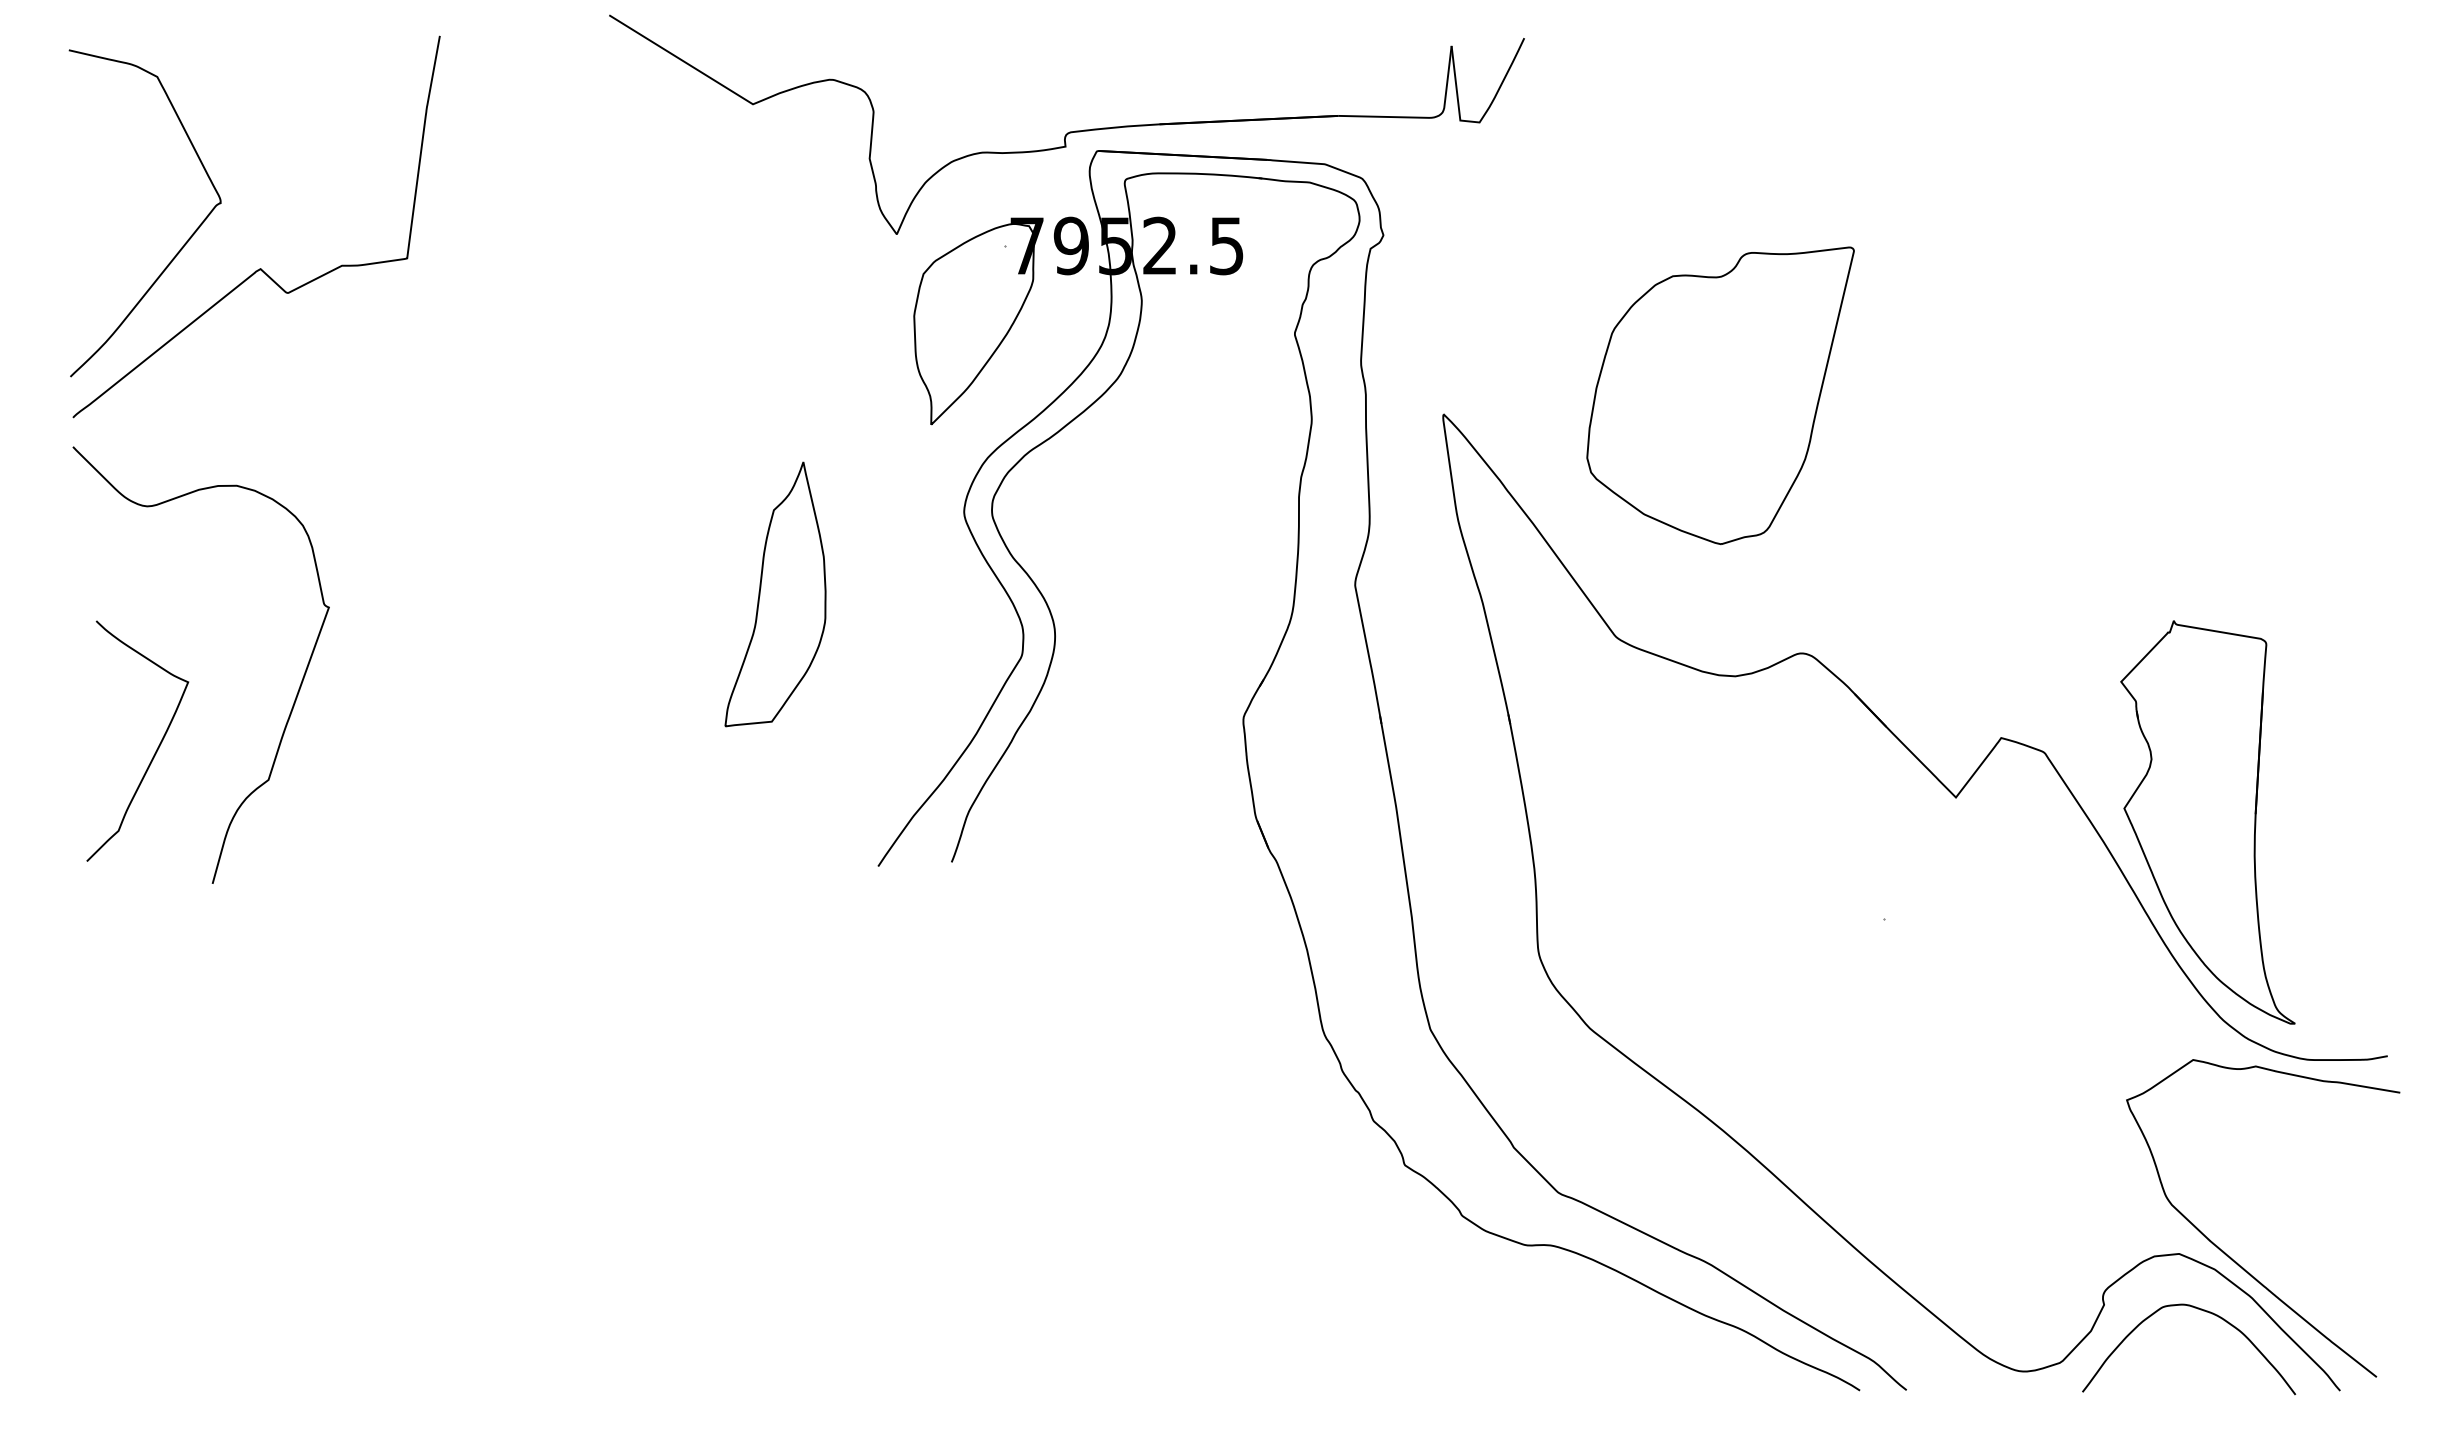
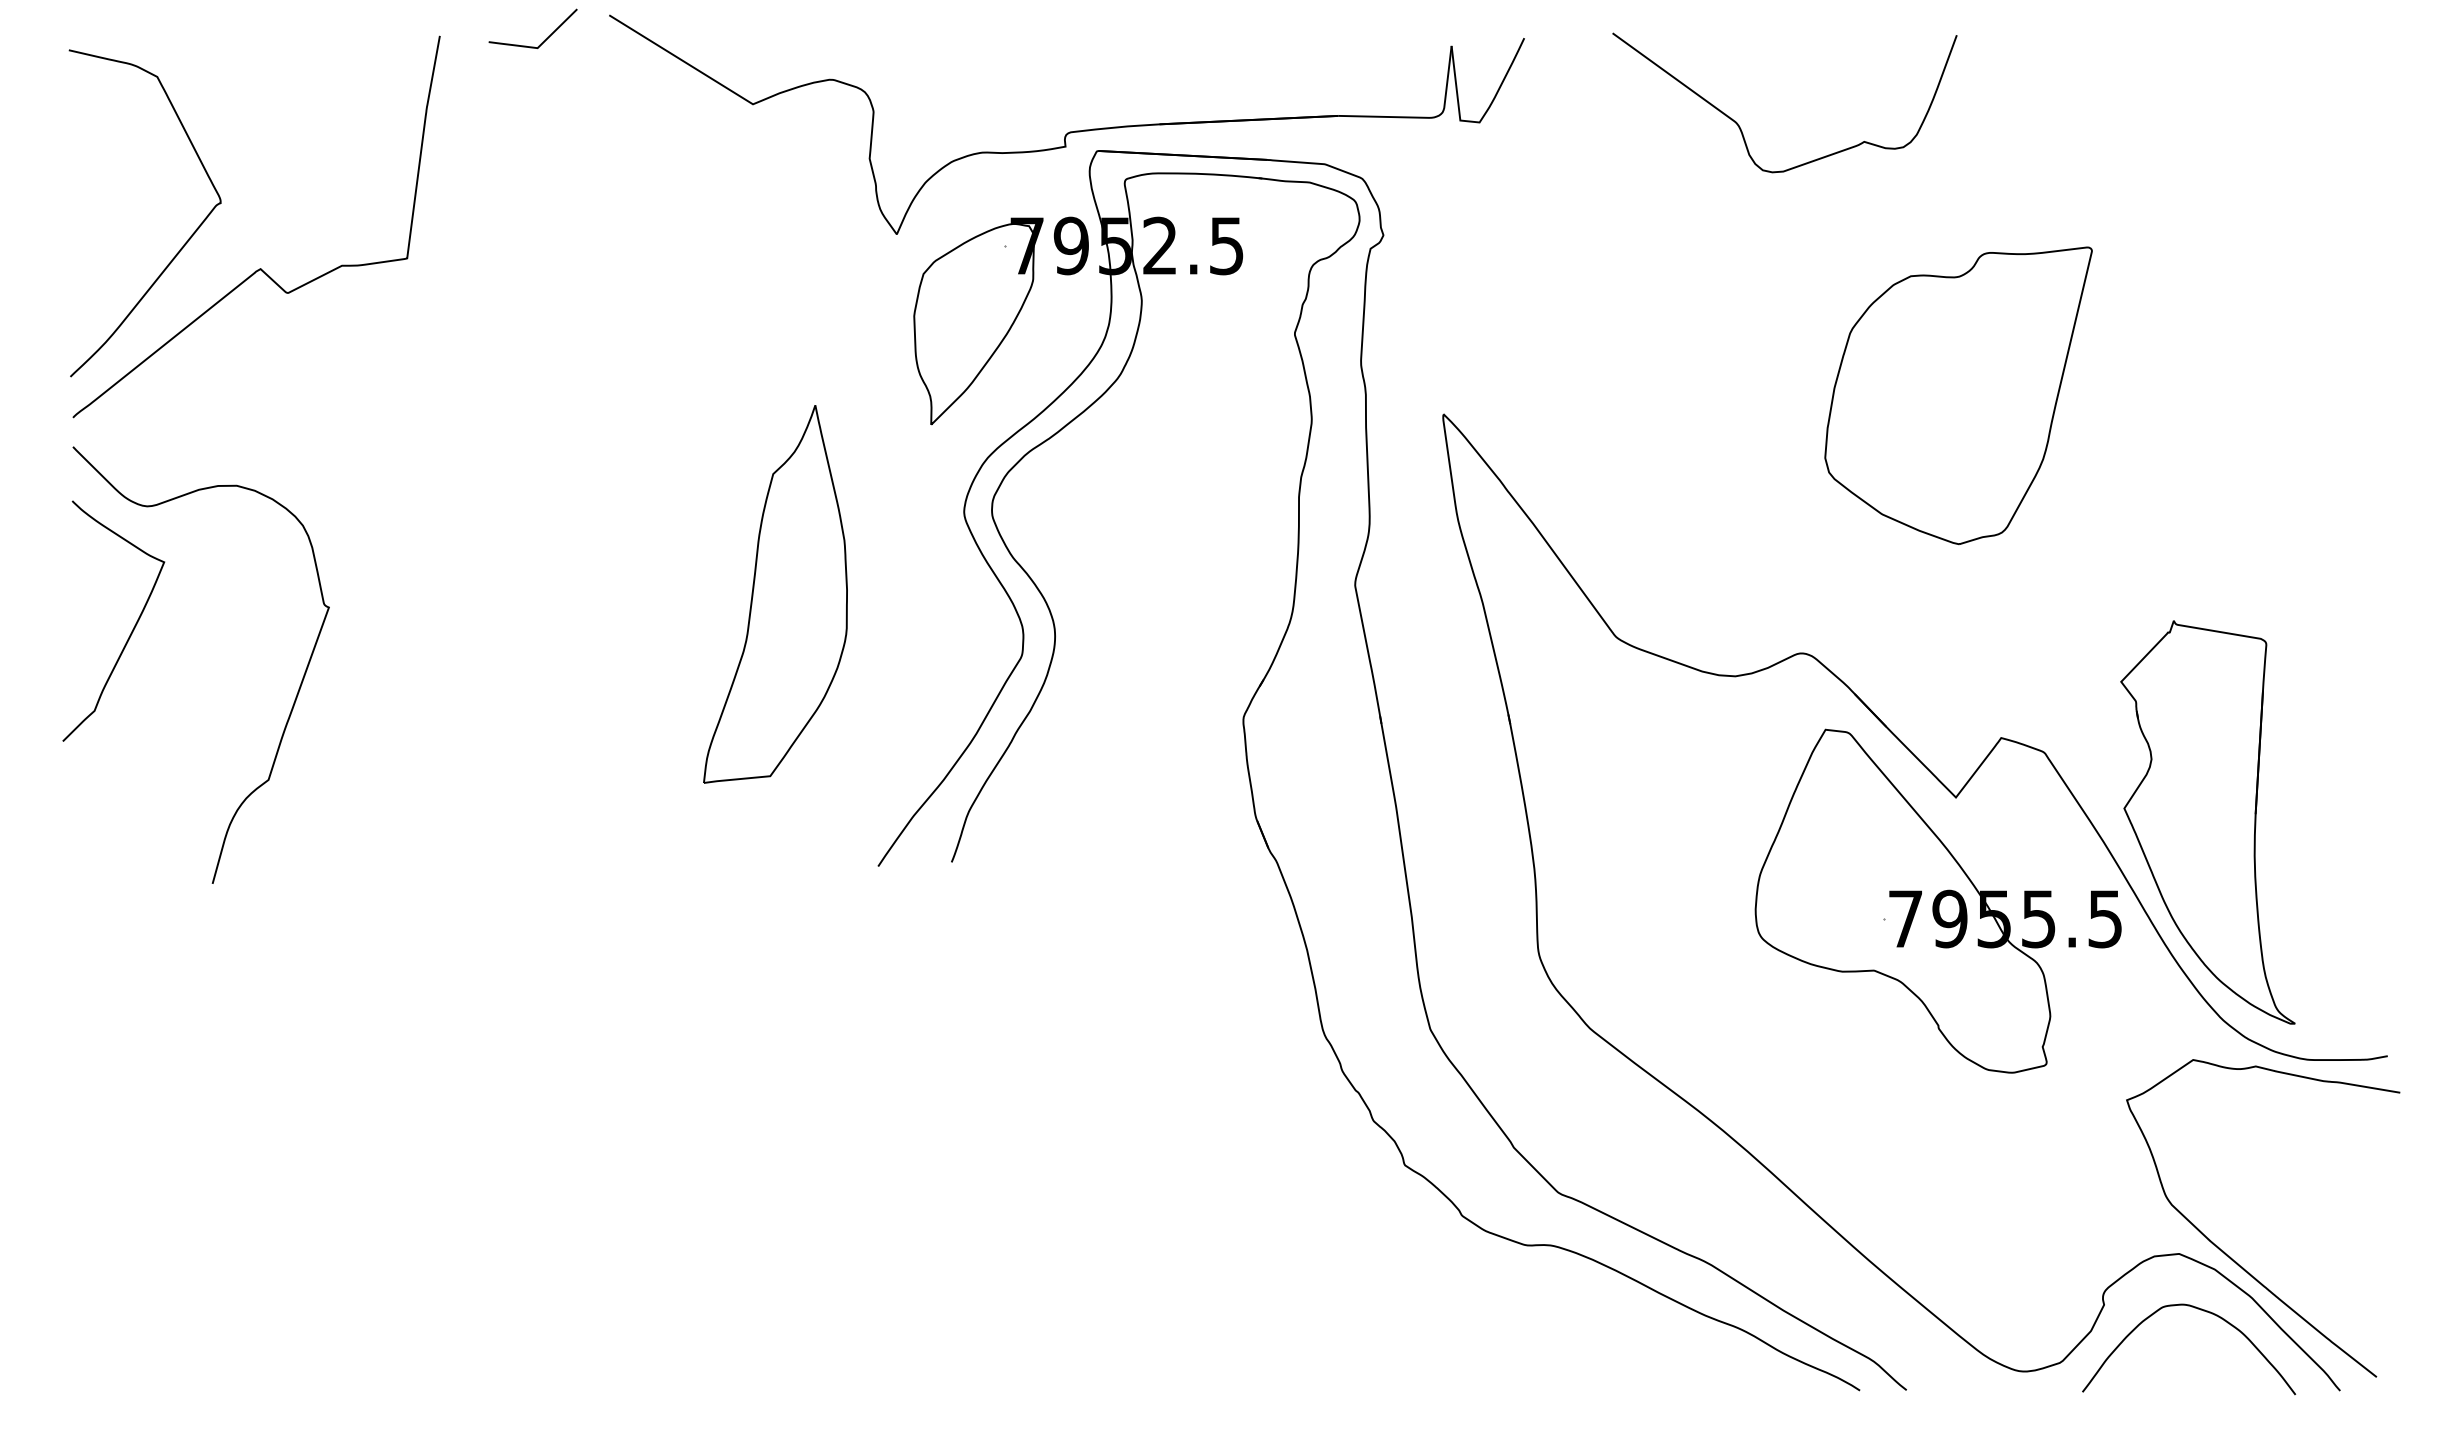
line: none -> present (541, 42)
curve: none -> present (1740, 126)
part position: (1720, 395) -> (1958, 395) (1958, 395)
part size: 103x267 px -> 145x379 px (775, 594)
curve position: (156, 749) -> (132, 629) (132, 629)
part: none -> present (1937, 900)
